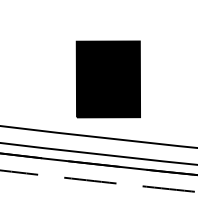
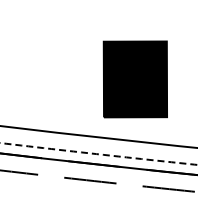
part position: (107, 79) -> (134, 79) (134, 79)
arc: solid -> dashed (99, 154)
